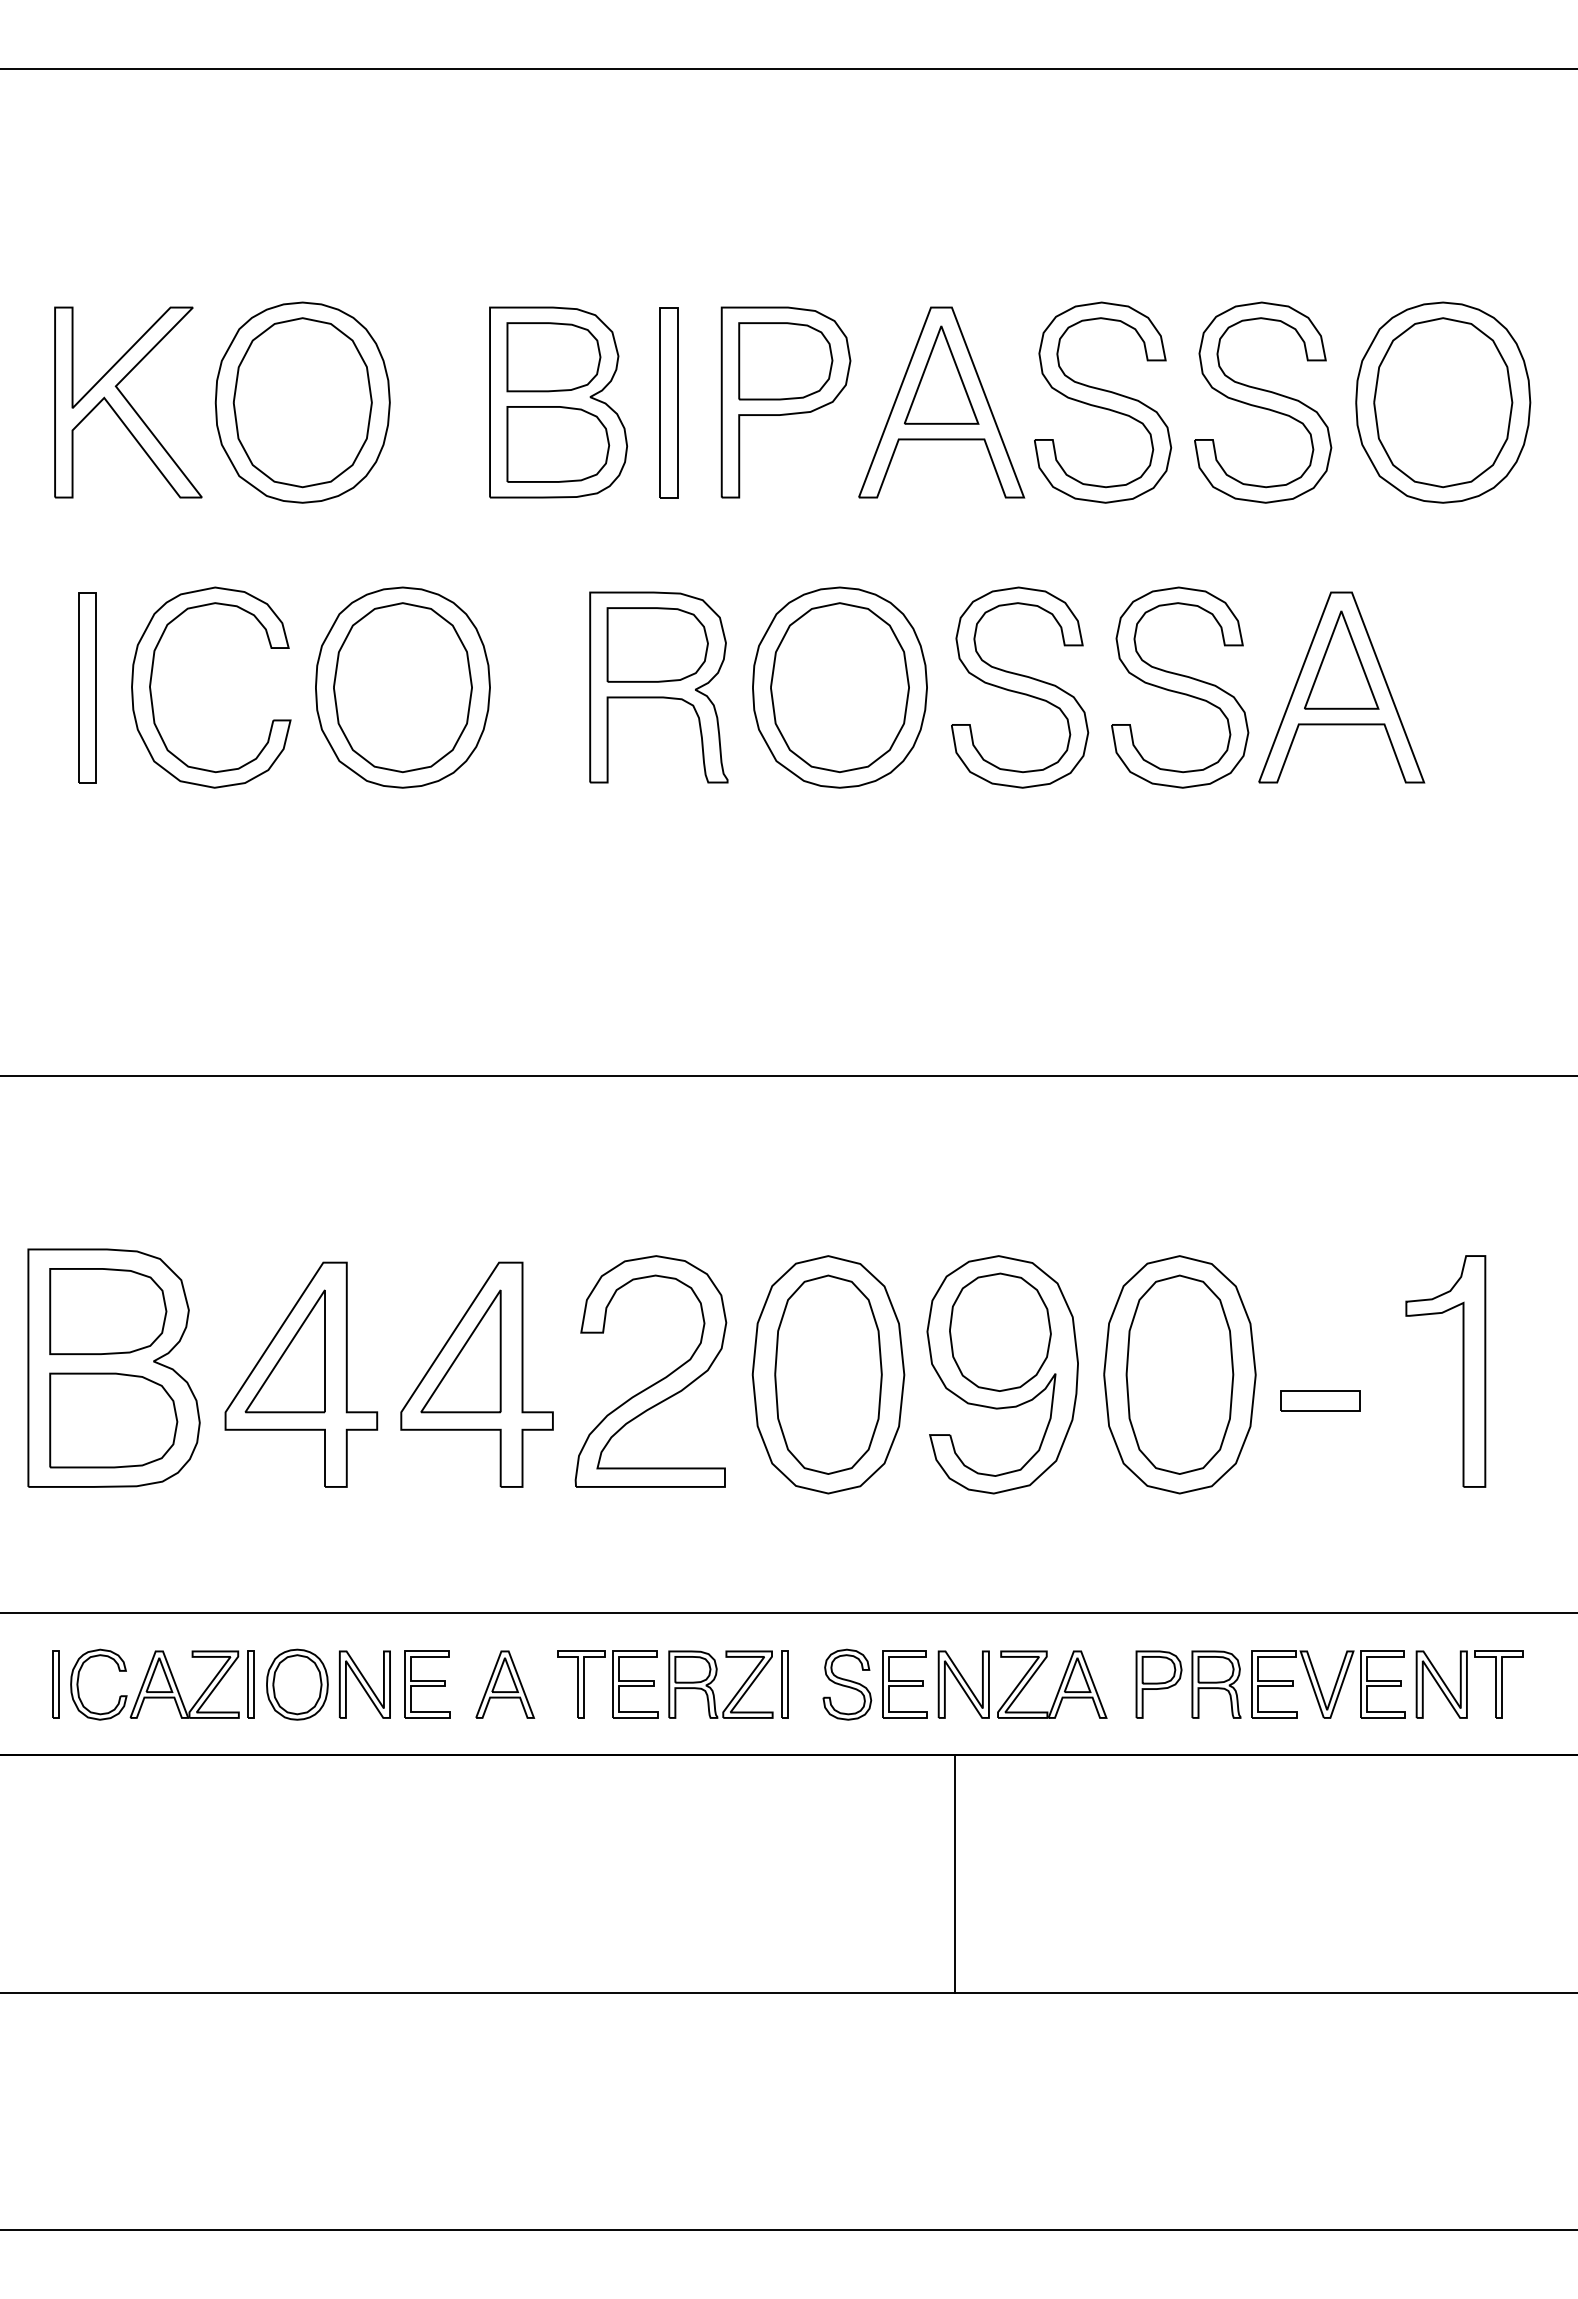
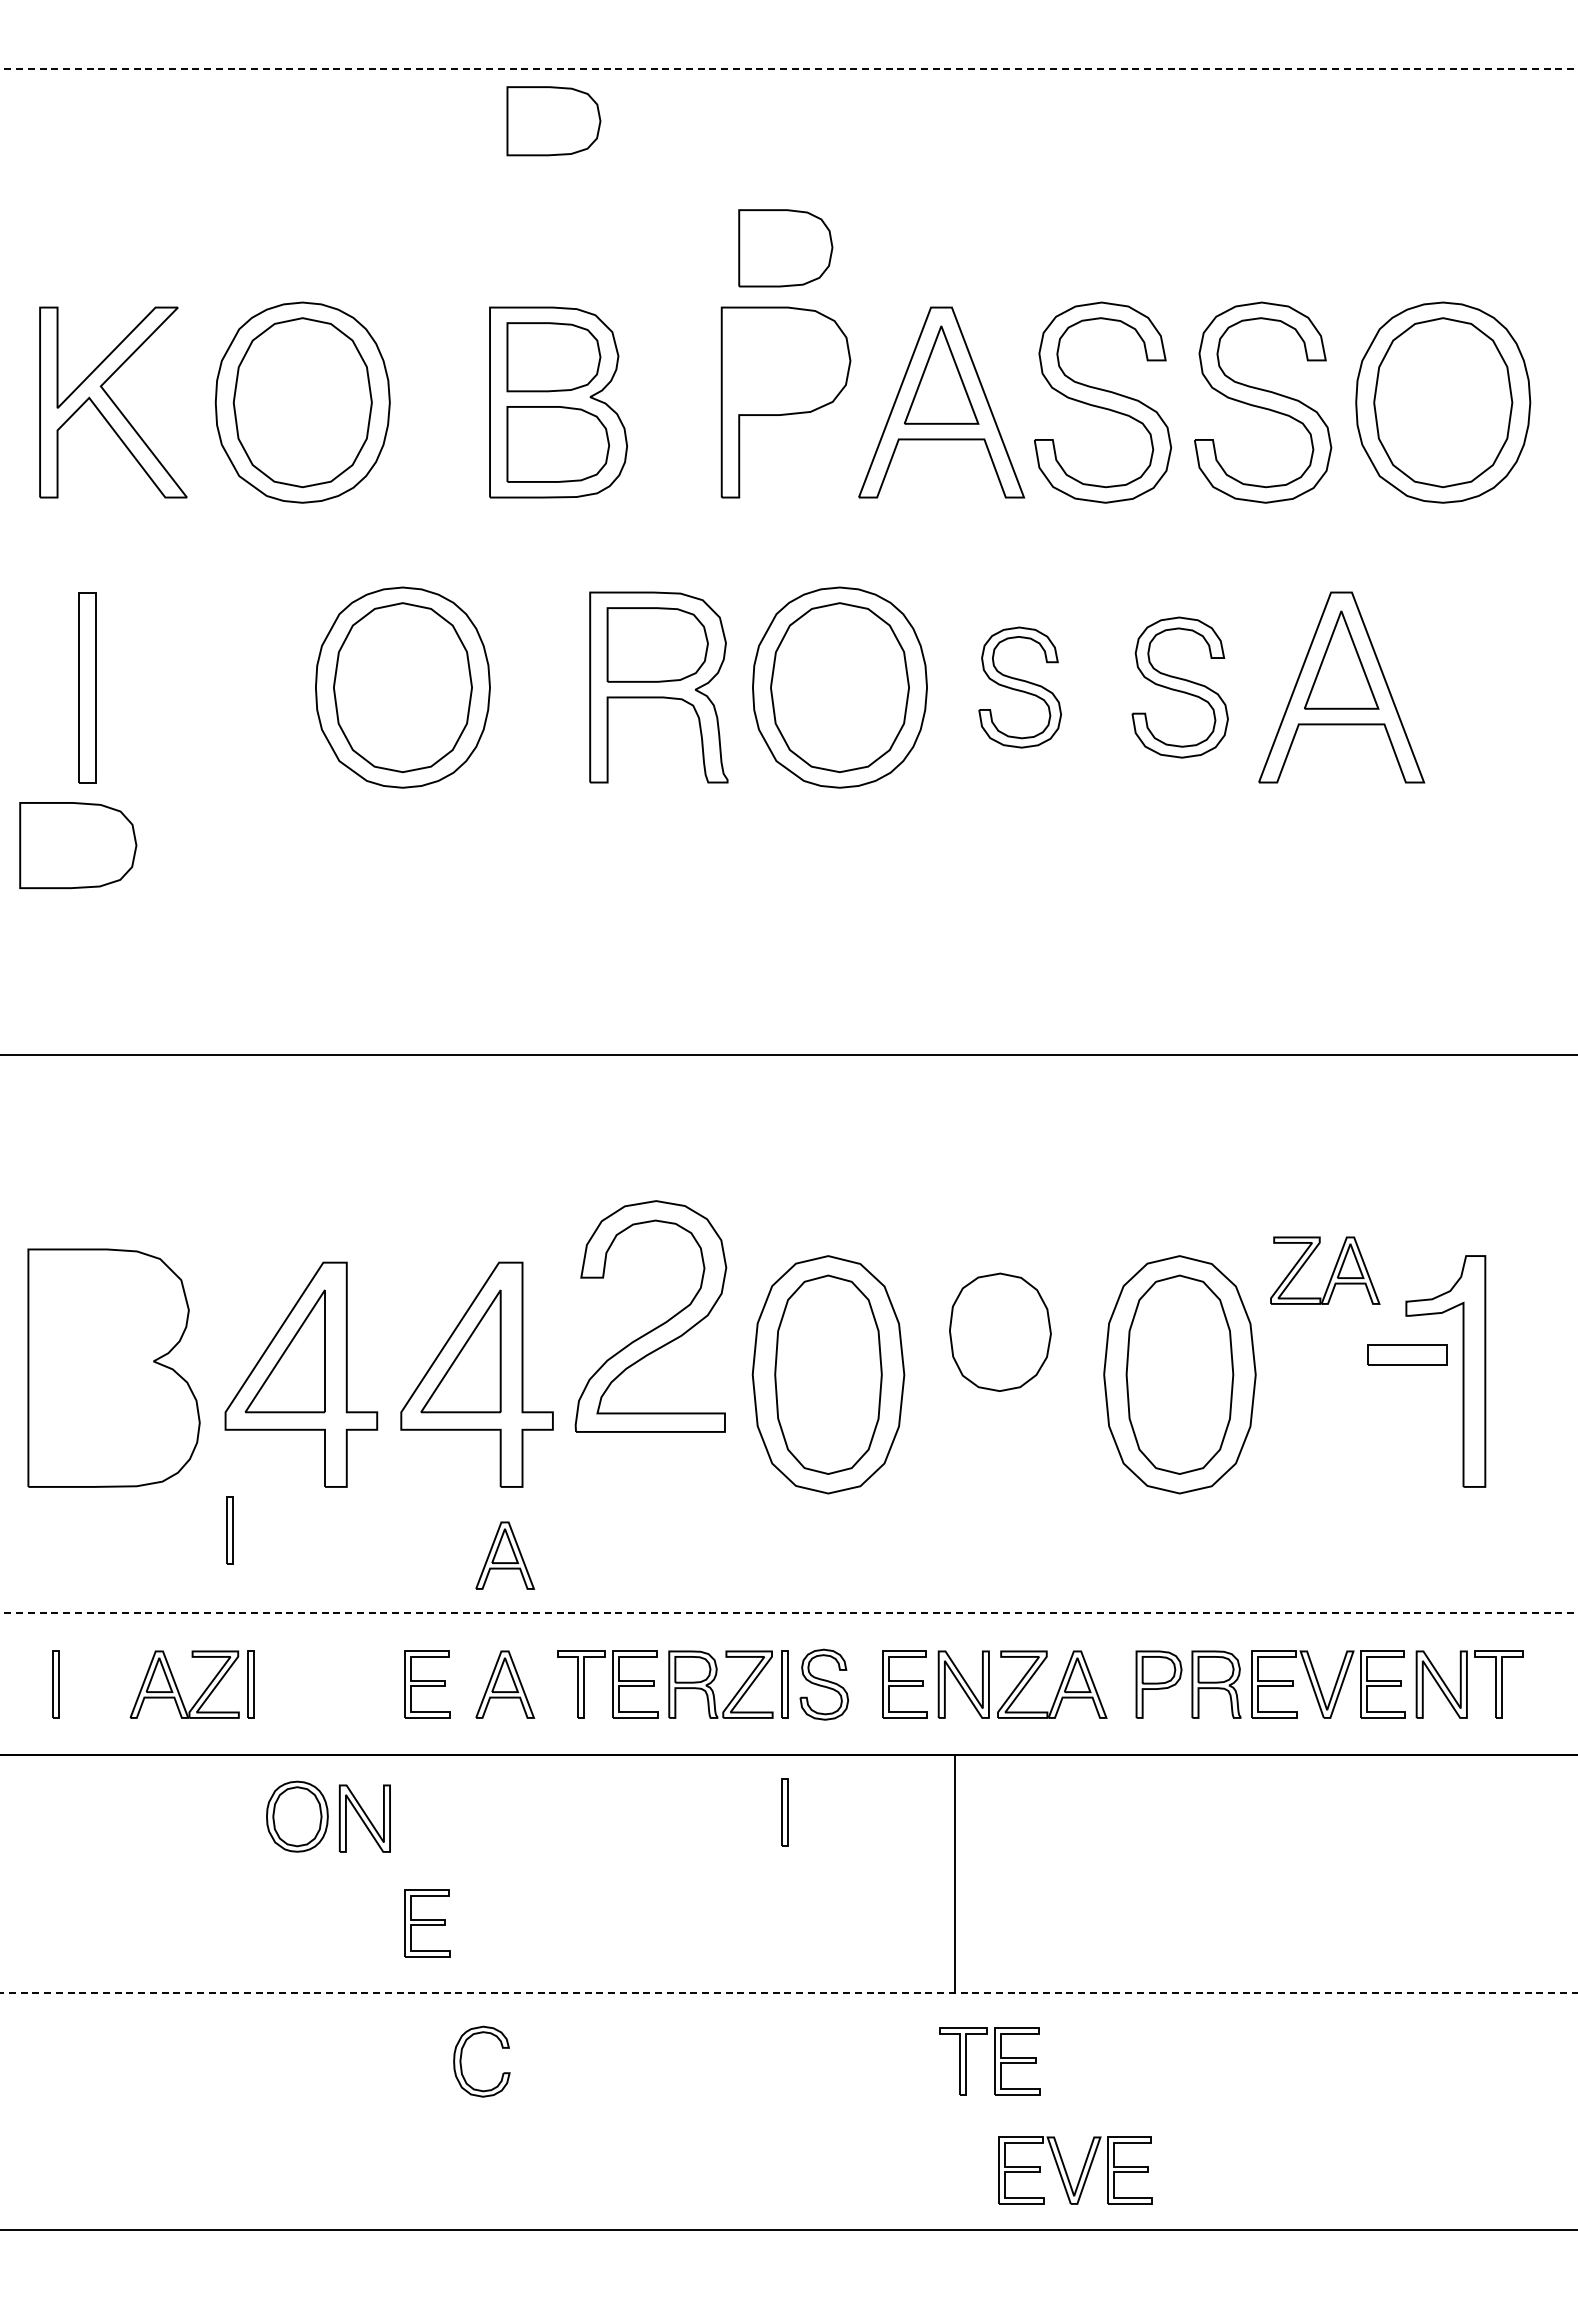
line: solid -> dashed (789, 68)
part: none -> present (553, 121)
part position: (785, 361) -> (785, 248) (785, 248)
part position: (128, 402) -> (113, 402) (113, 402)
part: present -> none (668, 402)
part size: 139x203 px -> 84x123 px (1019, 687)
part size: 139x203 px -> 98x143 px (1179, 687)
part: present -> none (152, 696)
line position: (788, 1075) -> (788, 1054) (788, 1054)
part: none -> present (1331, 1274)
part position: (108, 1311) -> (78, 845) (78, 845)
part: present -> none (1002, 1374)
part position: (658, 1380) -> (658, 1325) (658, 1325)
part position: (1320, 1400) -> (1407, 1354) (1407, 1354)
part: present -> none (113, 1420)
part: none -> present (229, 1530)
part: none -> present (505, 1555)
line: solid -> dashed (789, 1612)
part position: (78, 1684) -> (461, 2061) (461, 2061)
part position: (297, 1684) -> (297, 1816) (297, 1816)
part position: (364, 1684) -> (364, 1818) (364, 1818)
part position: (847, 1684) -> (824, 1684) (824, 1684)
part: none -> present (784, 1812)
part: none -> present (427, 1923)
line: solid -> dashed (789, 1992)
part: none -> present (989, 2061)
part: none -> present (1081, 2171)
